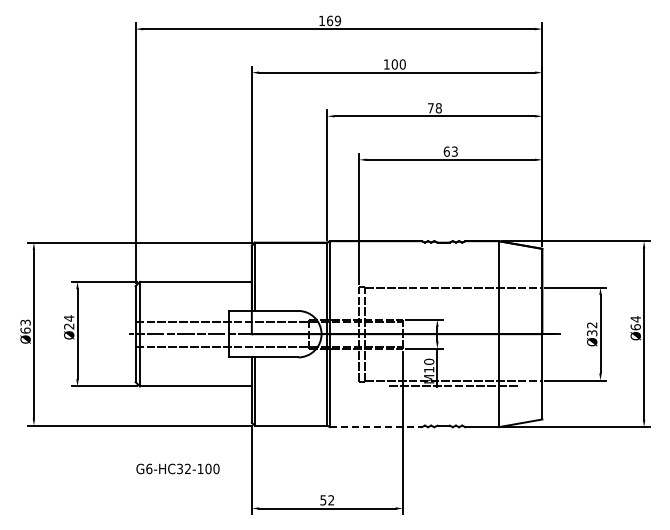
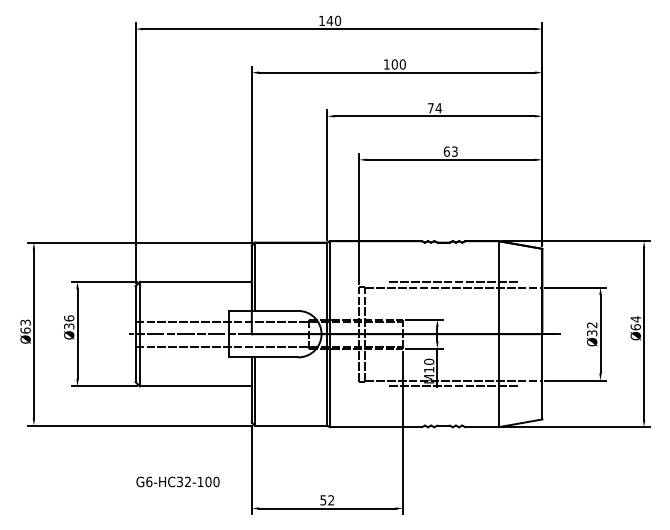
text: 169 -> 140 (333, 20)
text: 78 -> 74 (438, 108)
line: none -> present (454, 281)
text: Ø24 -> Ø36 (69, 322)
line: dashed -> solid (375, 427)
text position: (177, 468) -> (177, 481) (177, 481)
